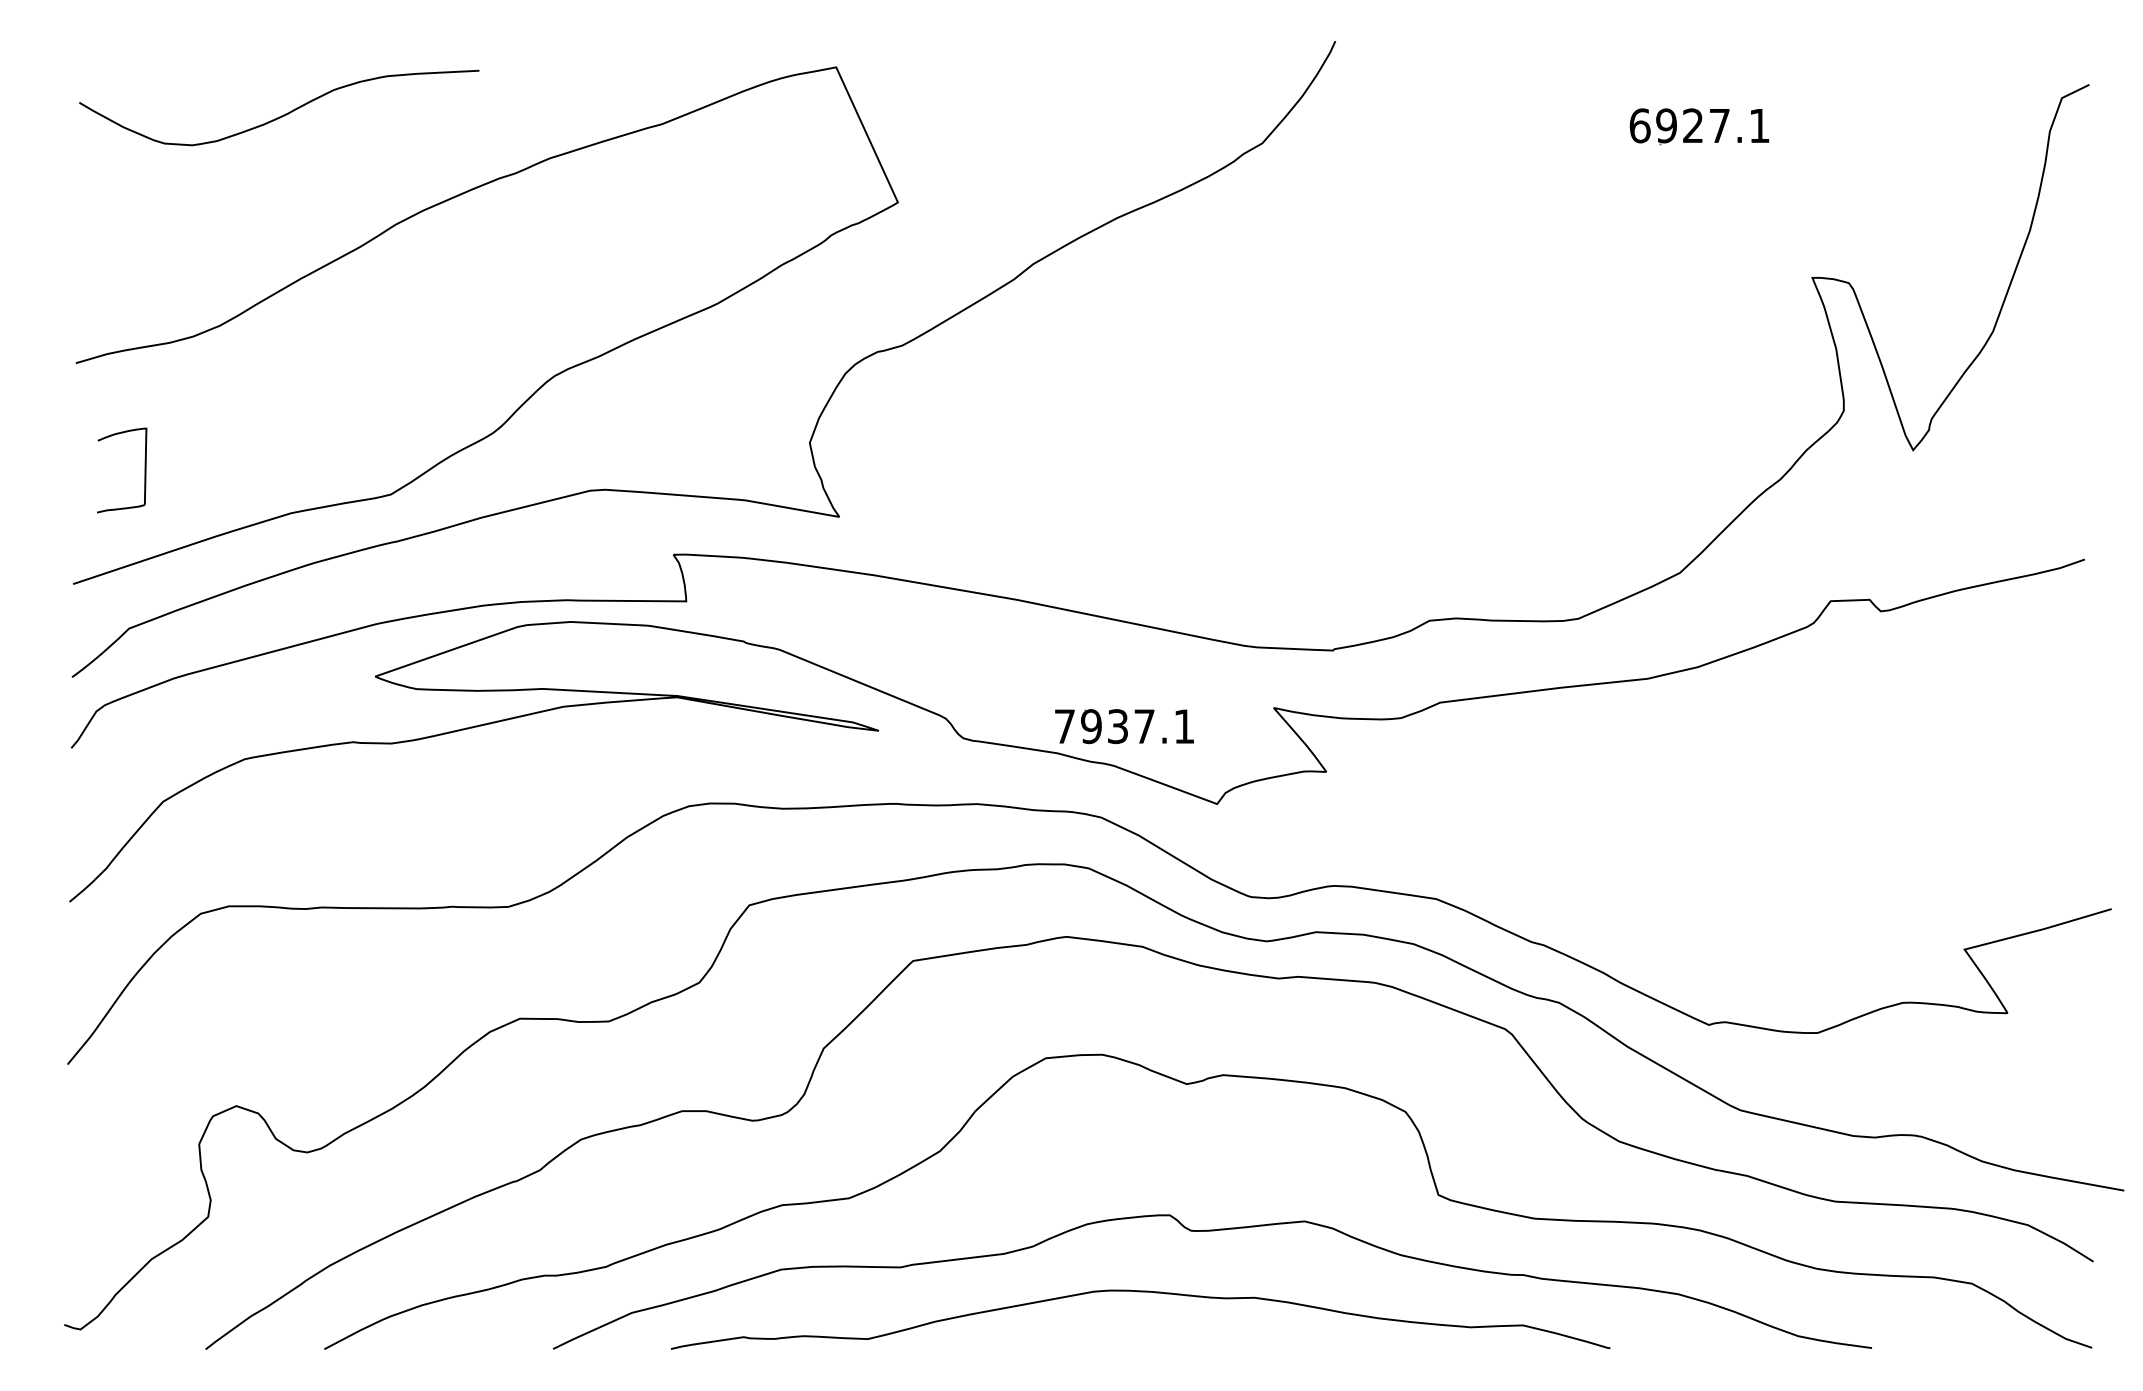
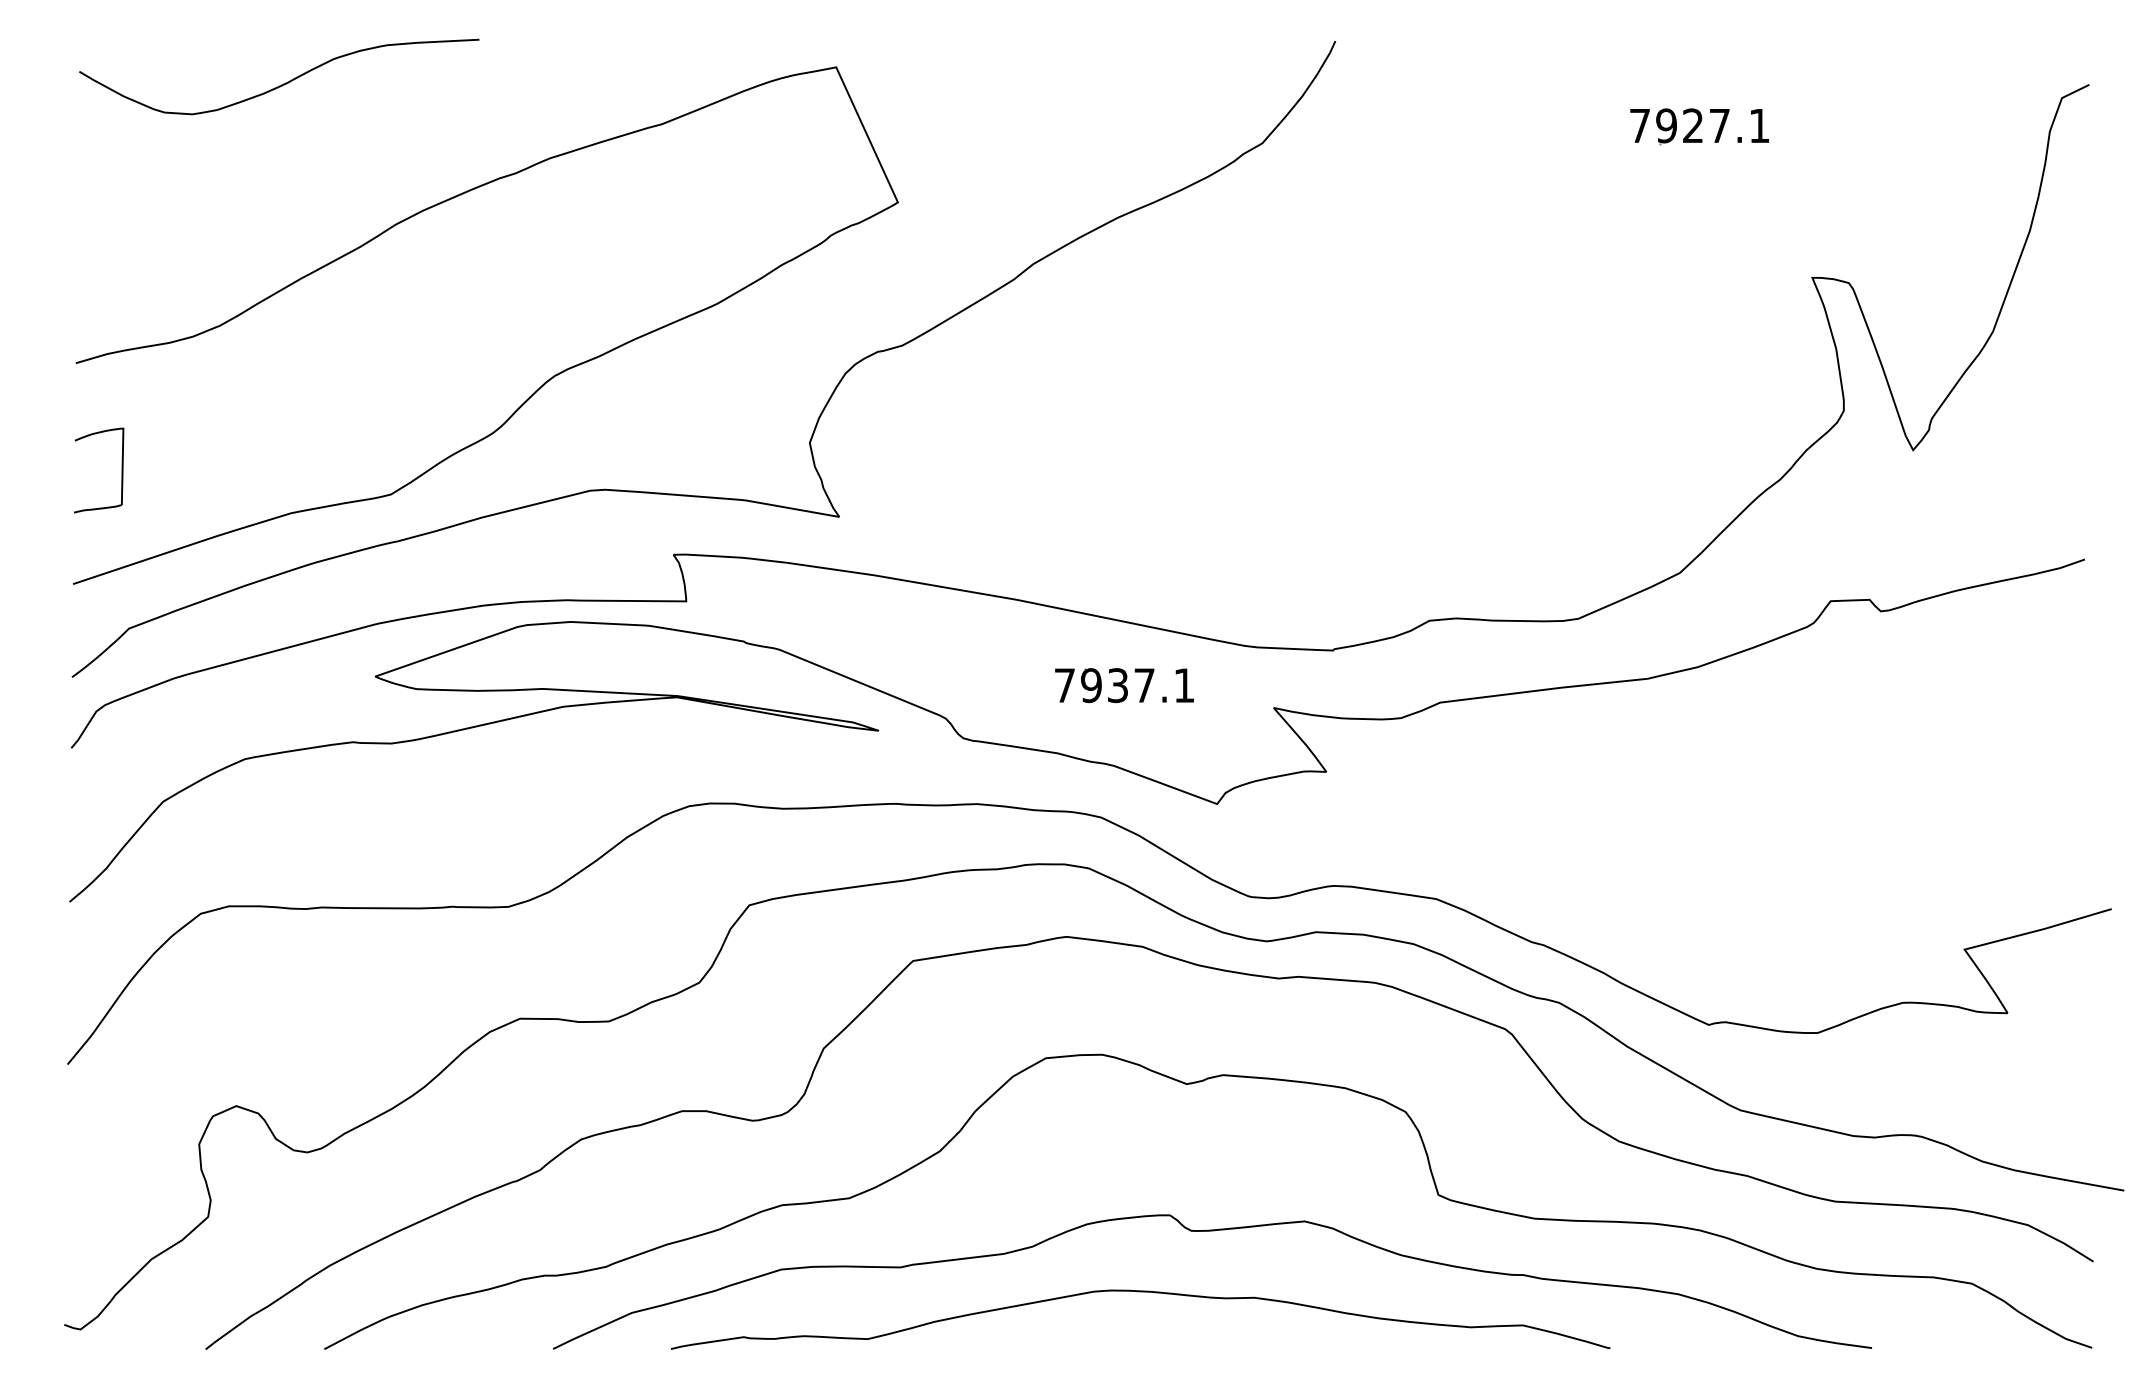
curve position: (283, 114) -> (283, 83) (283, 83)
text: 6927.1 -> 7927.1 (1639, 125)
part position: (144, 470) -> (121, 470) (121, 470)
part position: (1124, 726) -> (1124, 685) (1124, 685)
